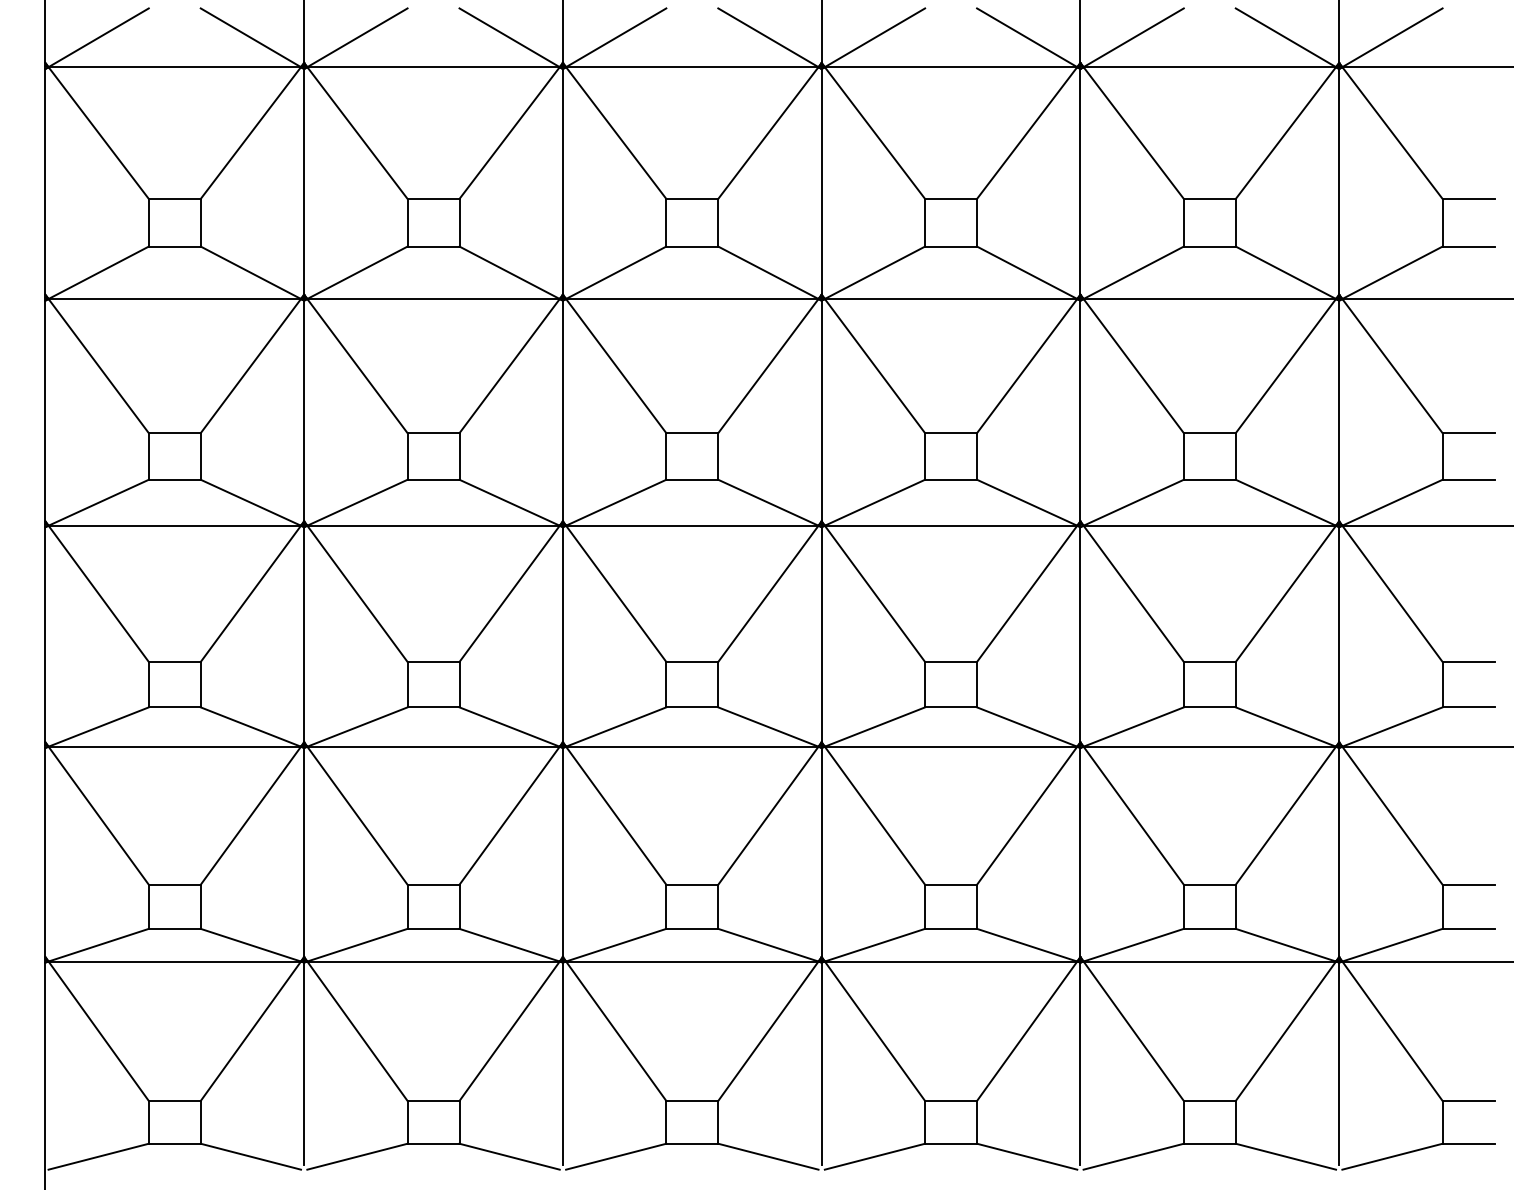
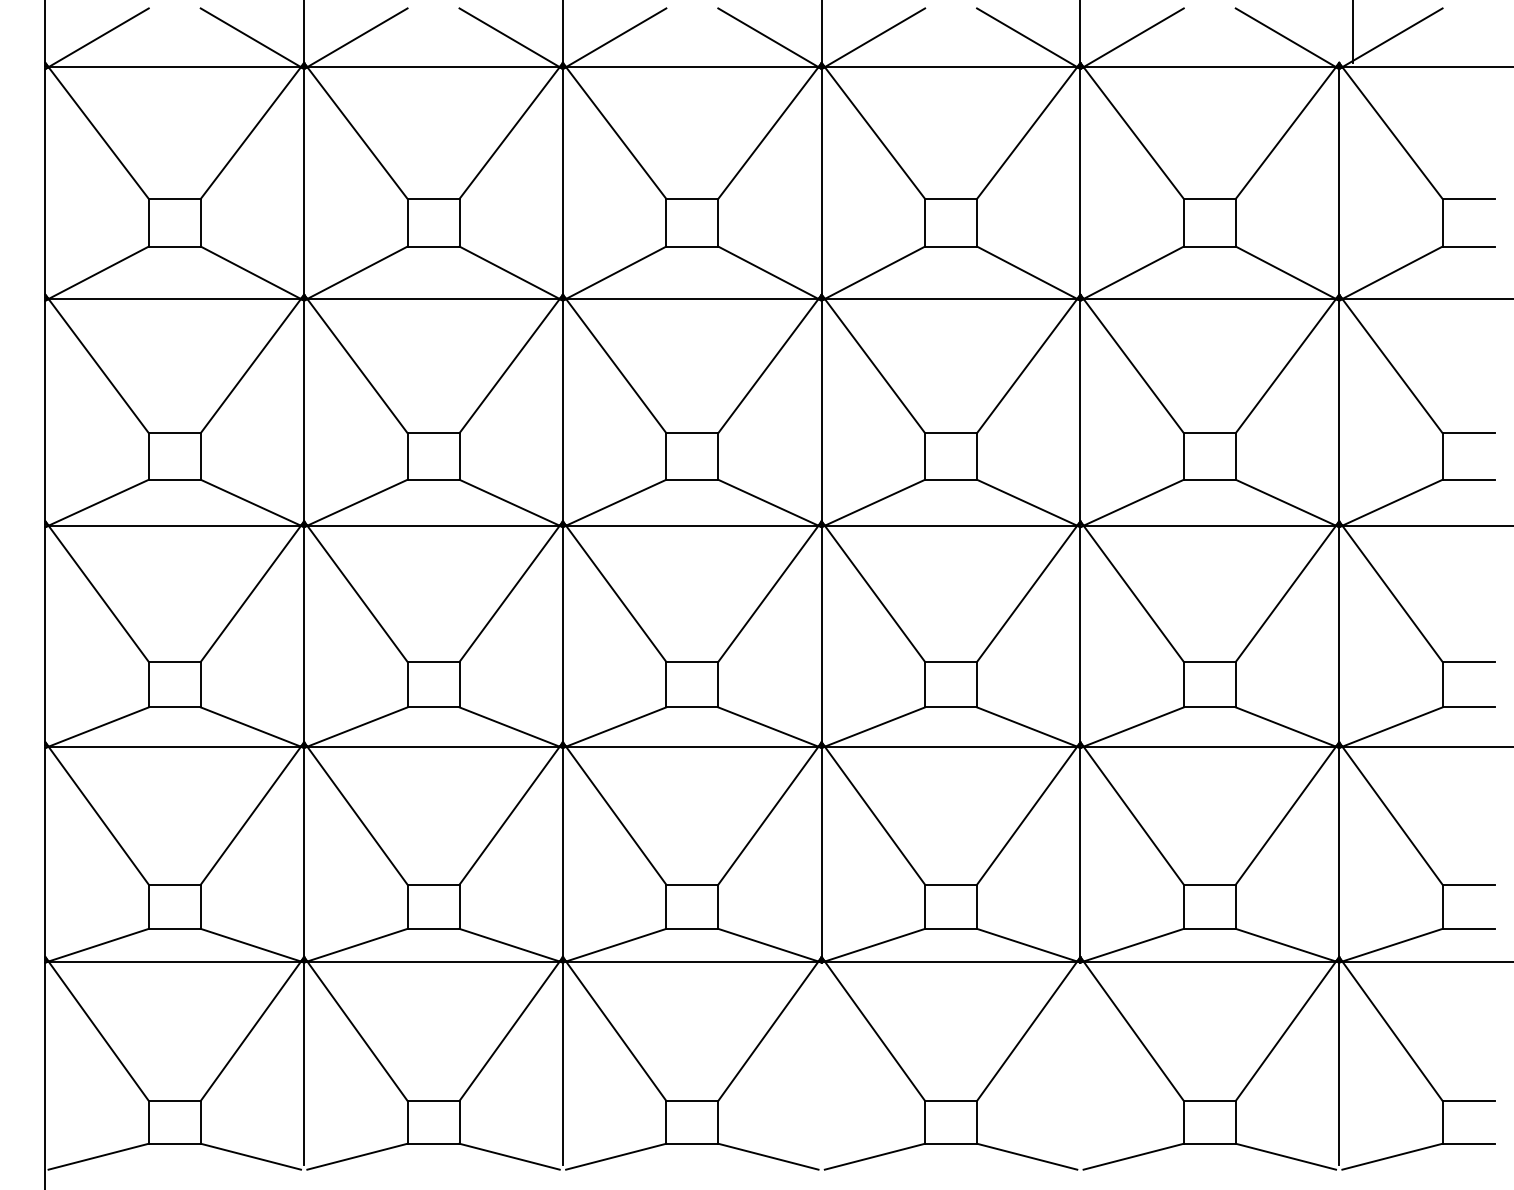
line position: (1339, 32) -> (1353, 32) (1353, 32)
line: present -> none (821, 1063)
line: present -> none (1080, 1063)
